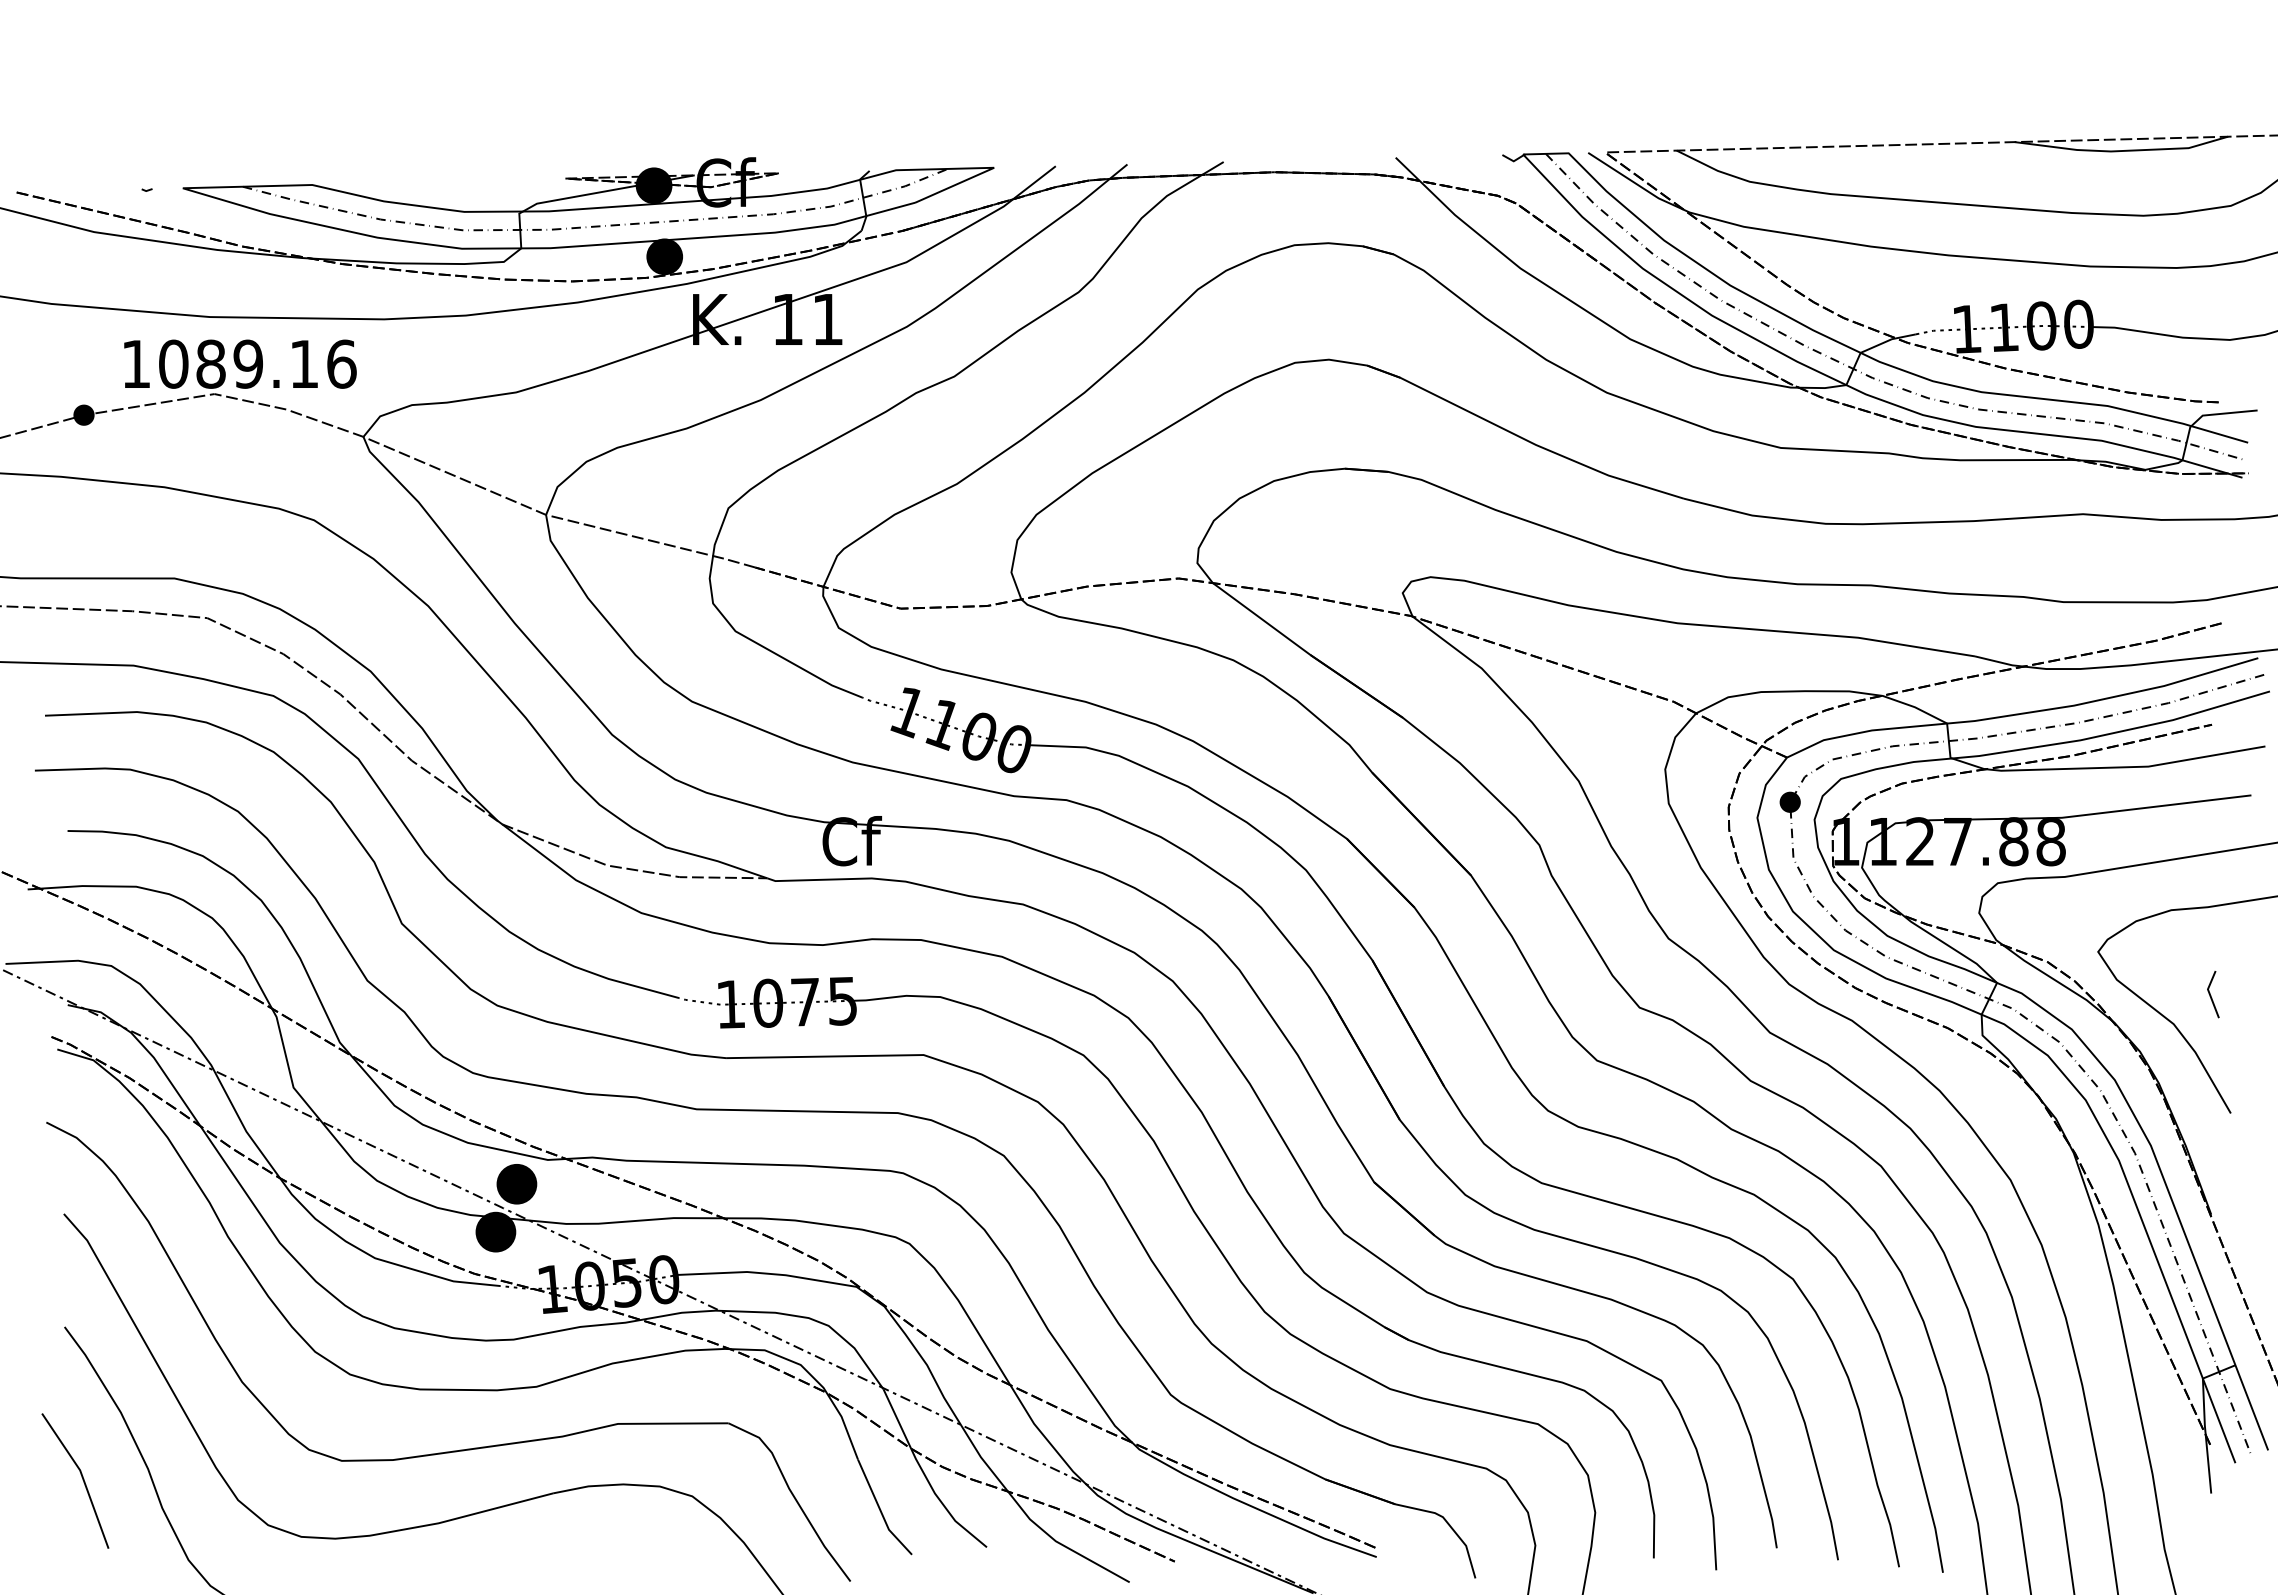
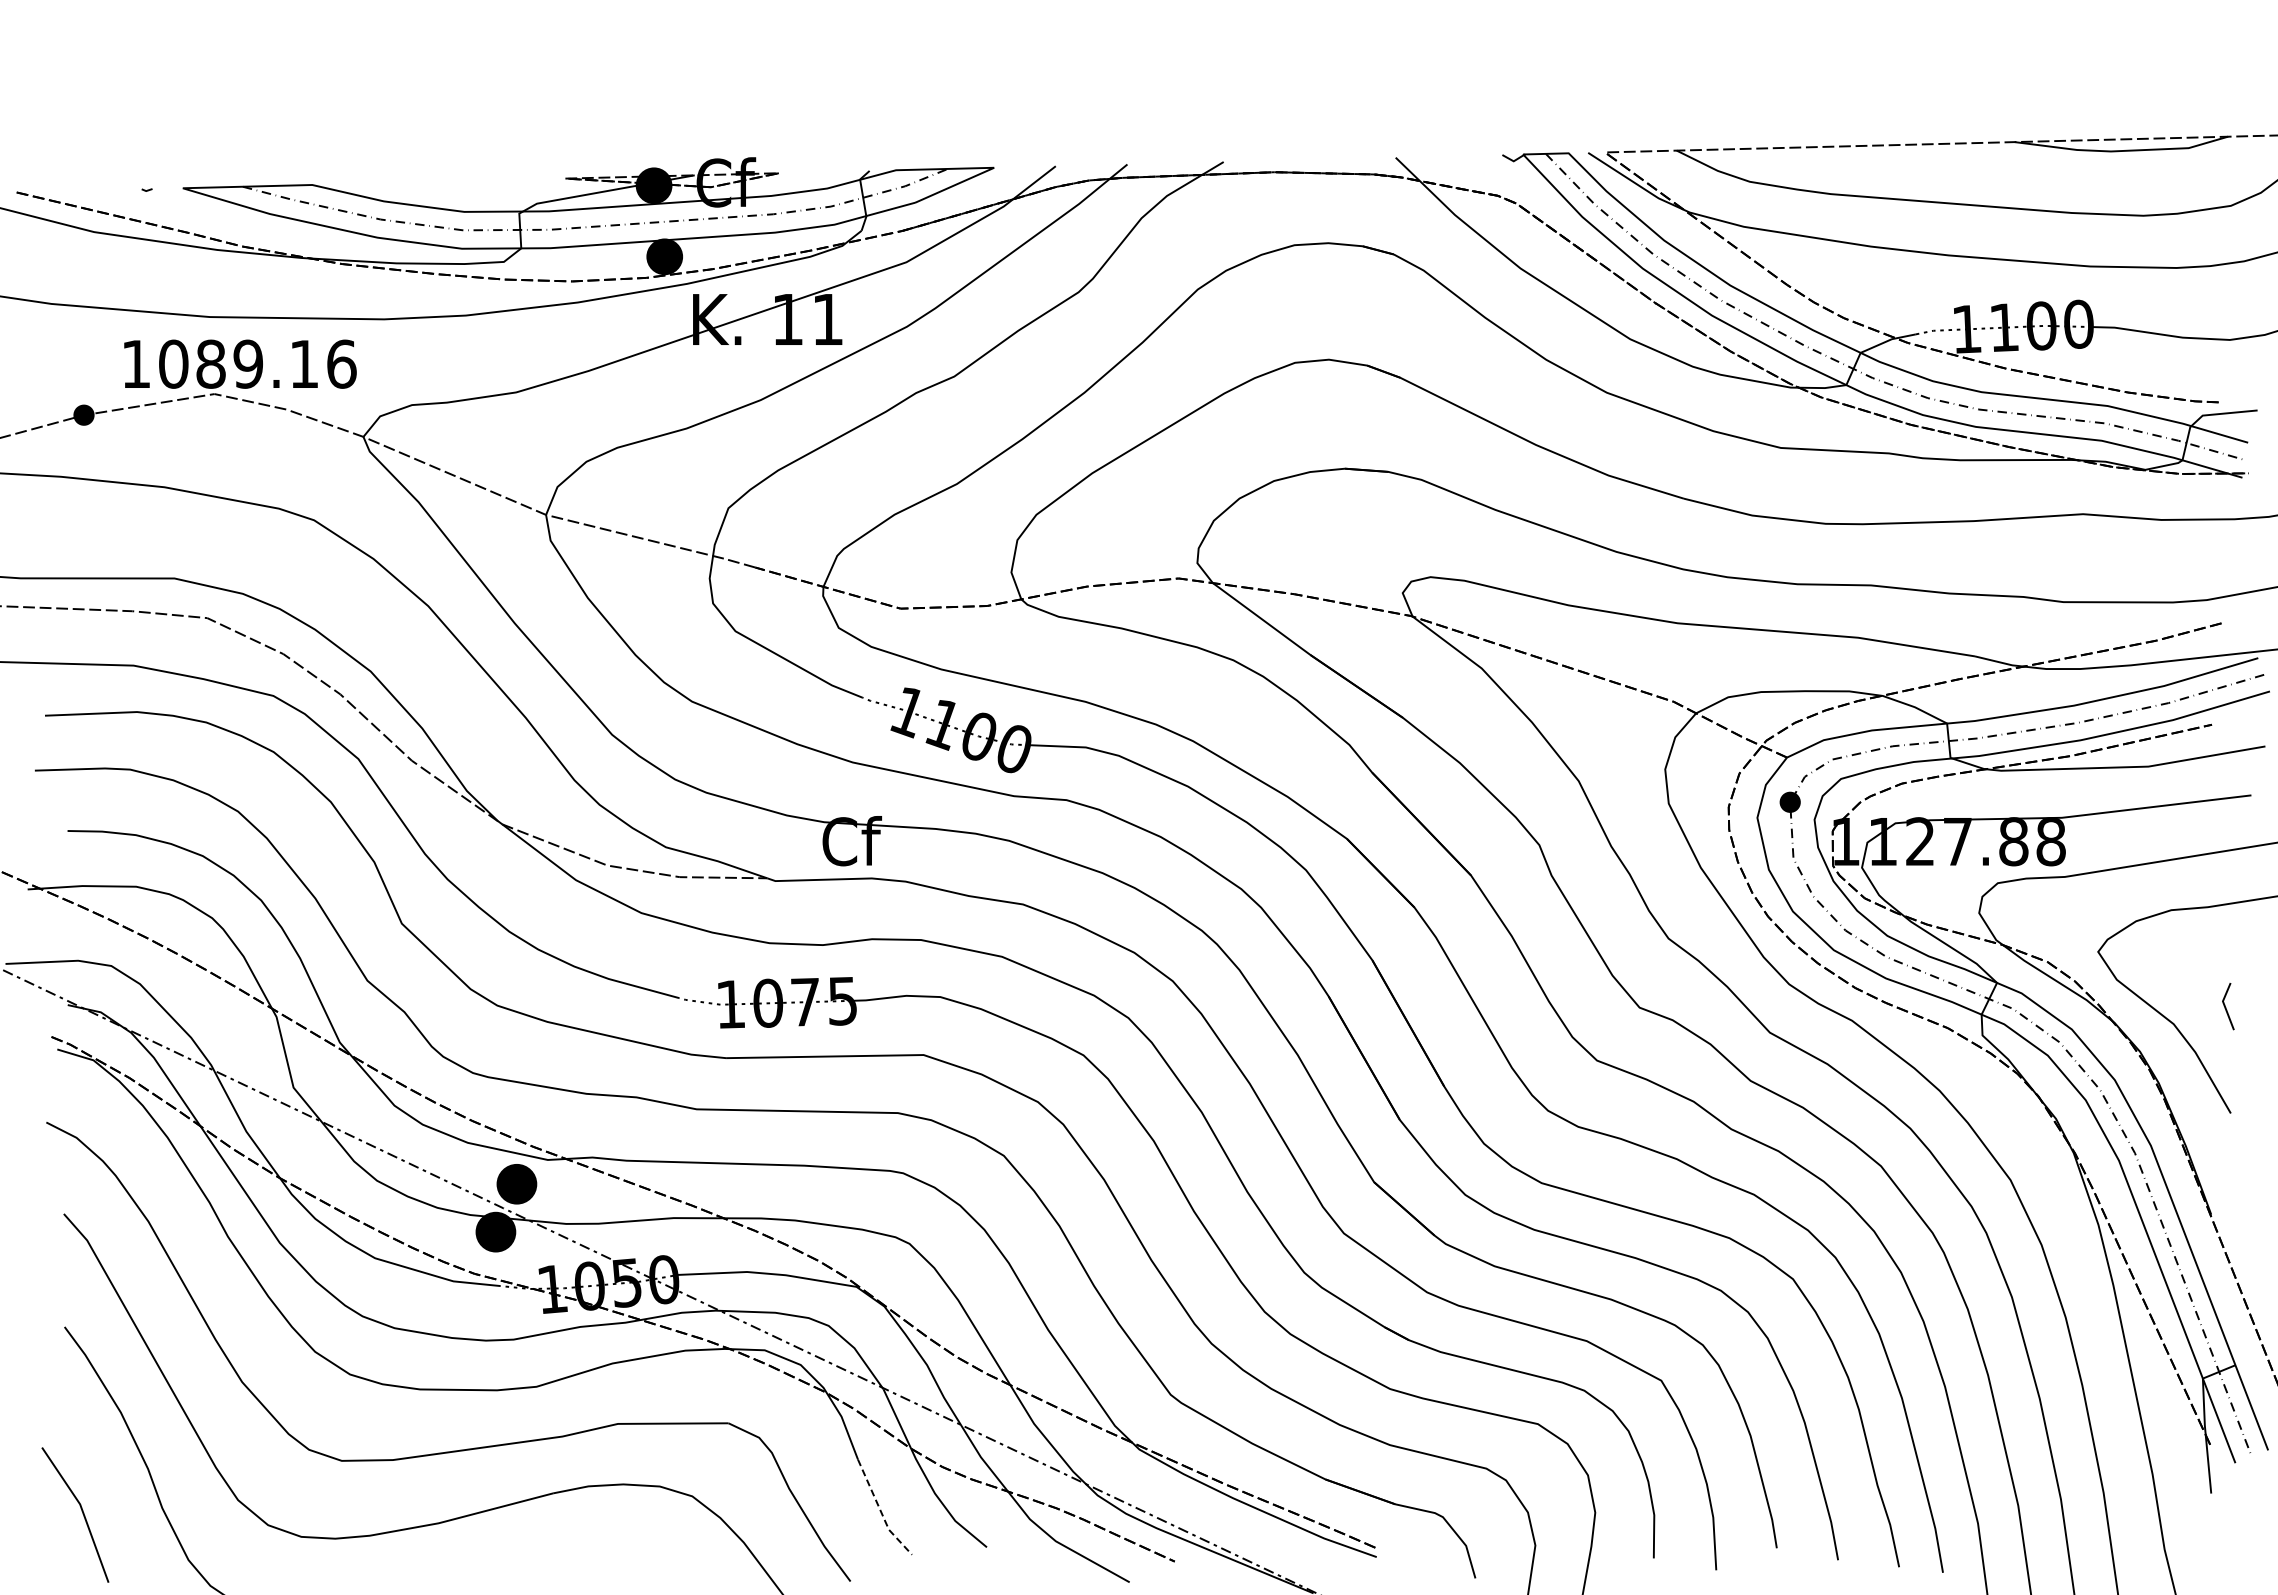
line position: (2211, 995) -> (2226, 1007) (2226, 1007)
line position: (81, 1477) -> (81, 1511) (81, 1511)
line: solid -> dashed (880, 1510)
